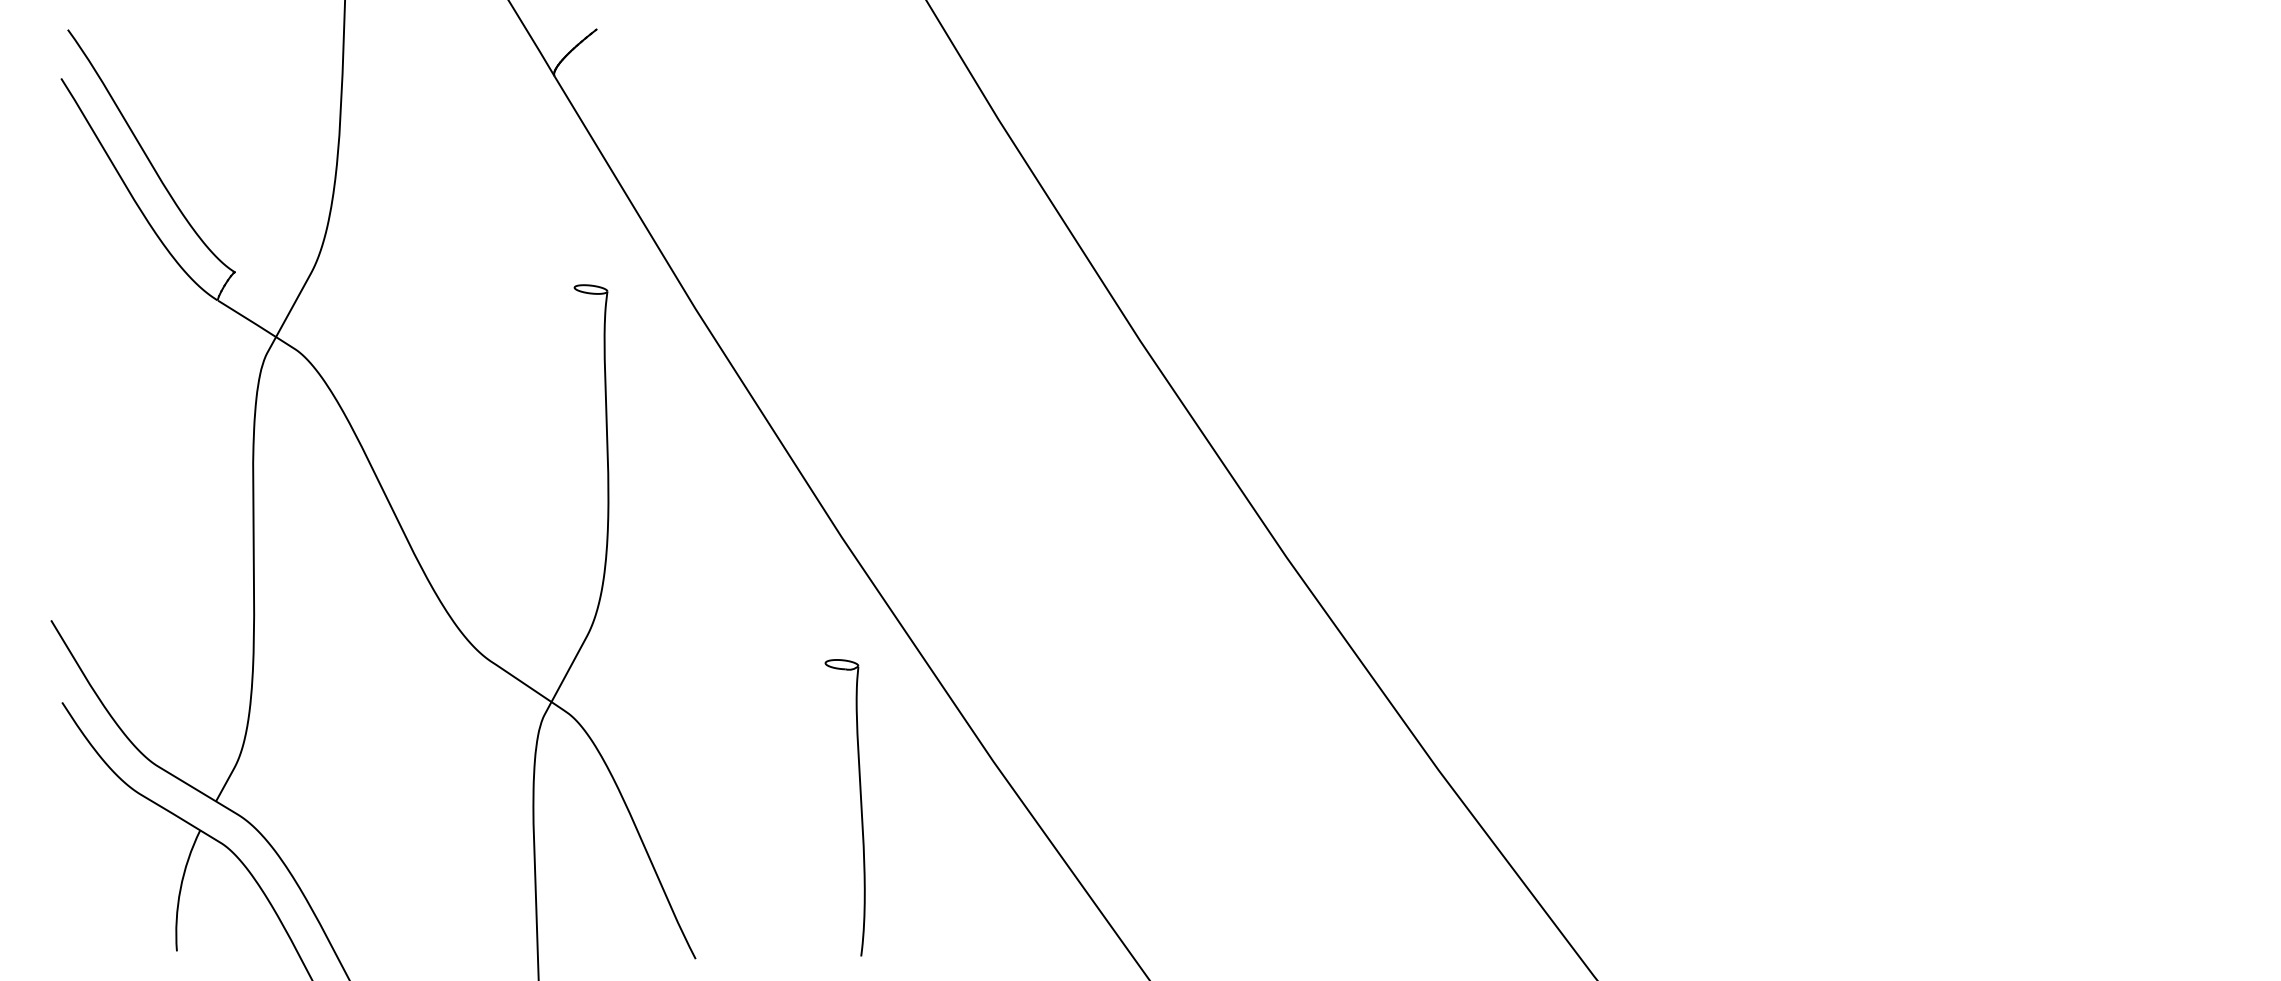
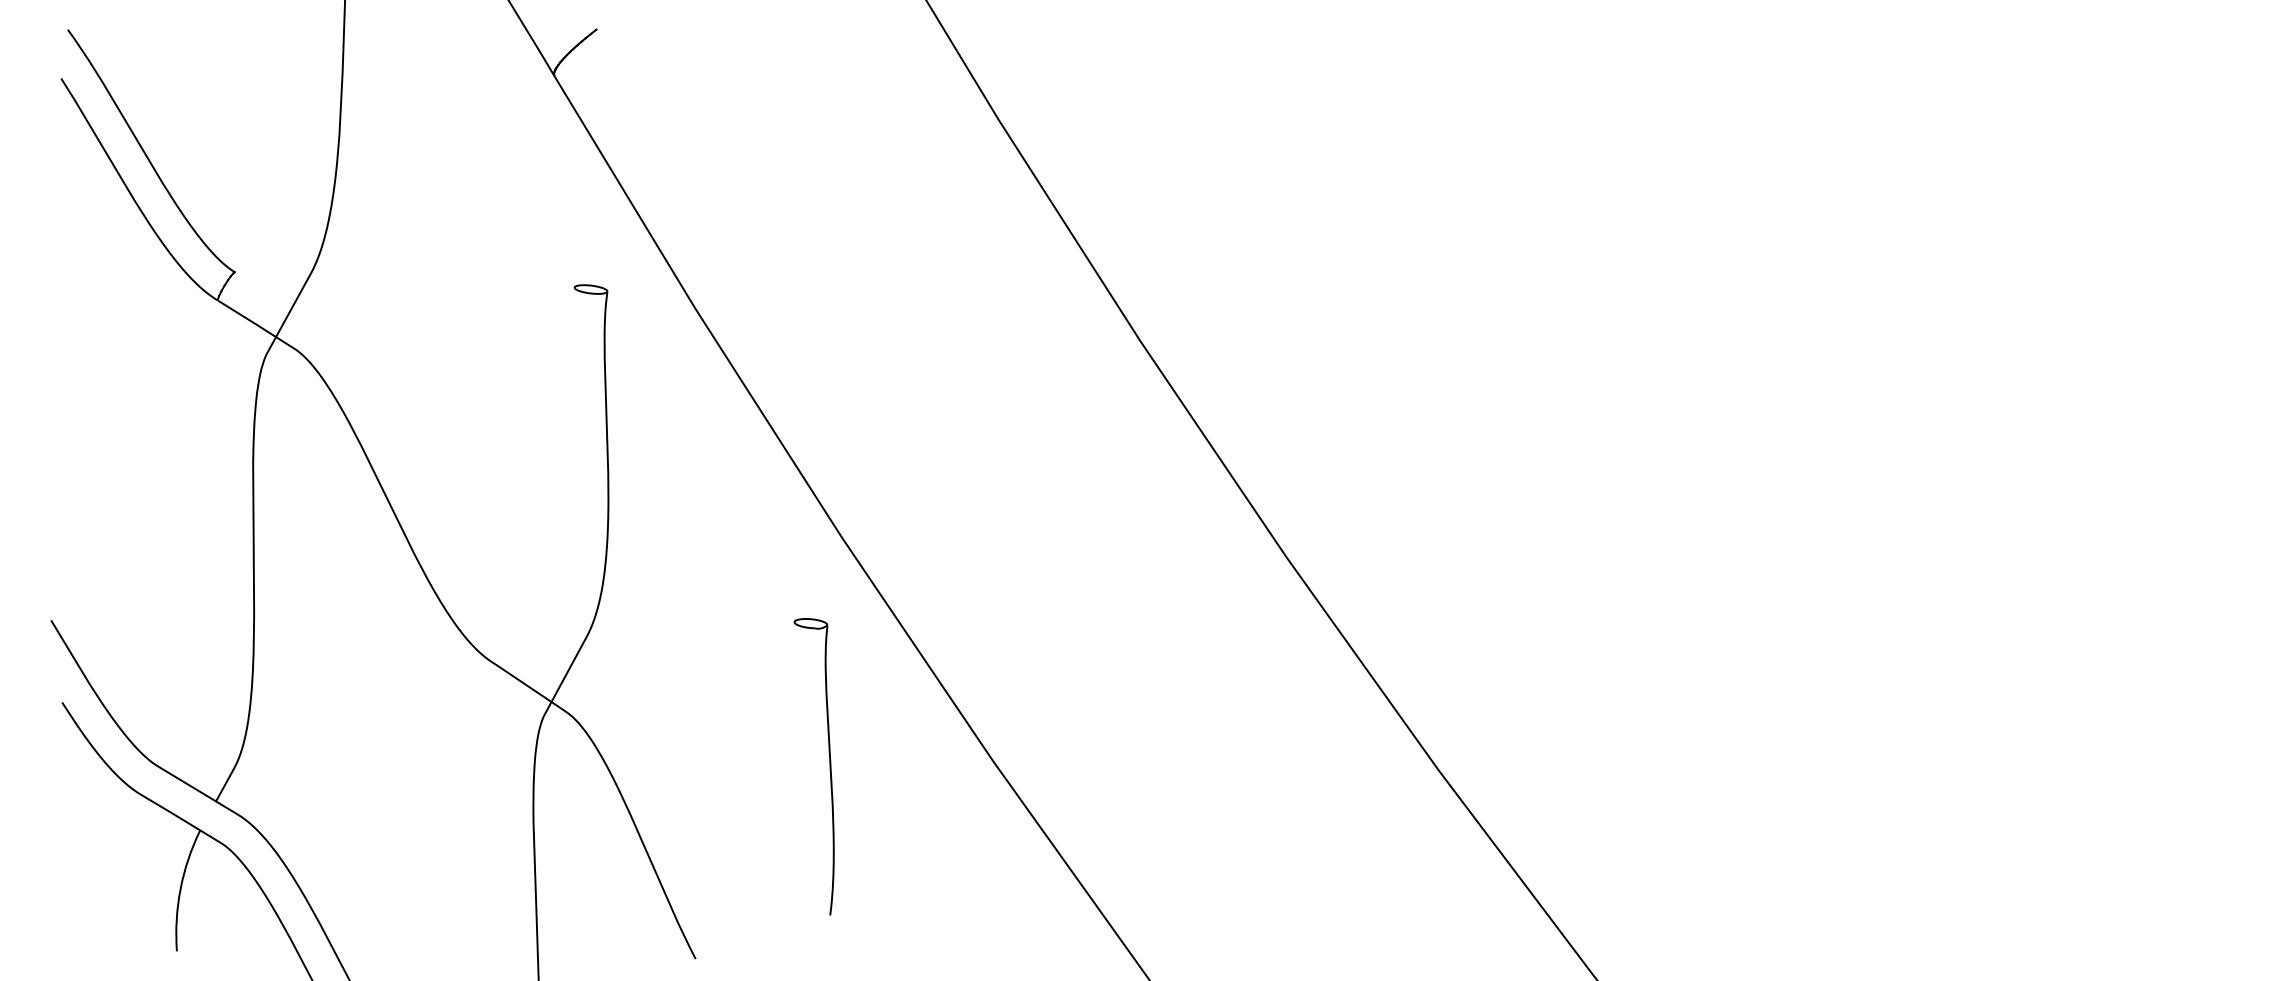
part position: (860, 807) -> (829, 766) (829, 766)
